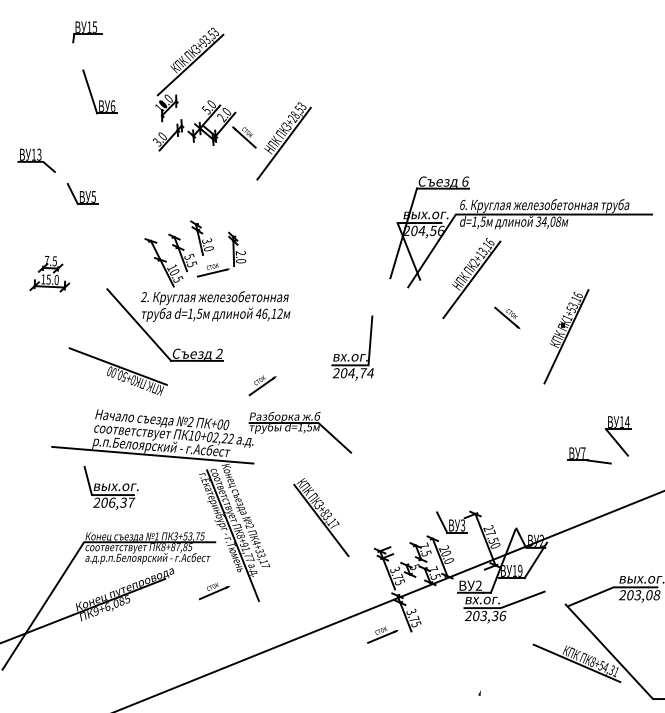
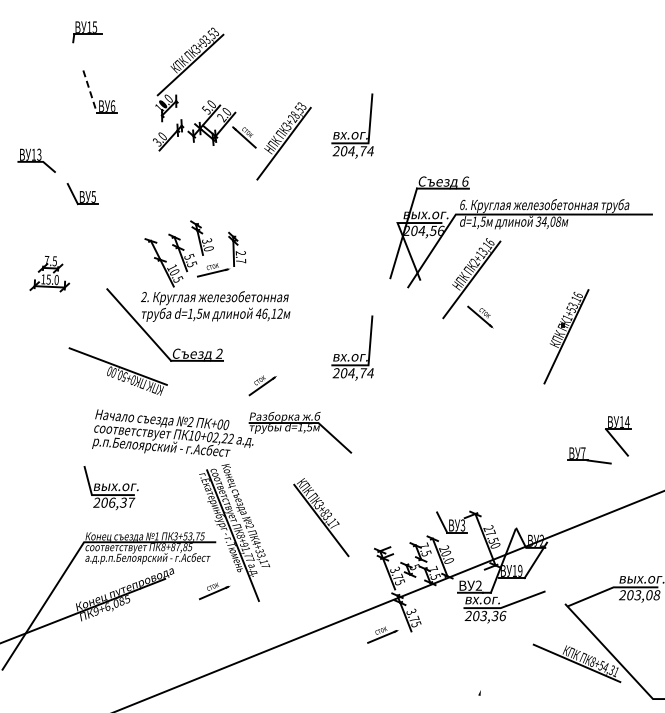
line: solid -> dashed (90, 91)
part: none -> present (353, 132)
text: 2.0 -> 2.7 (241, 261)
part position: (507, 317) -> (480, 316) (480, 316)
line: present -> none (152, 454)
